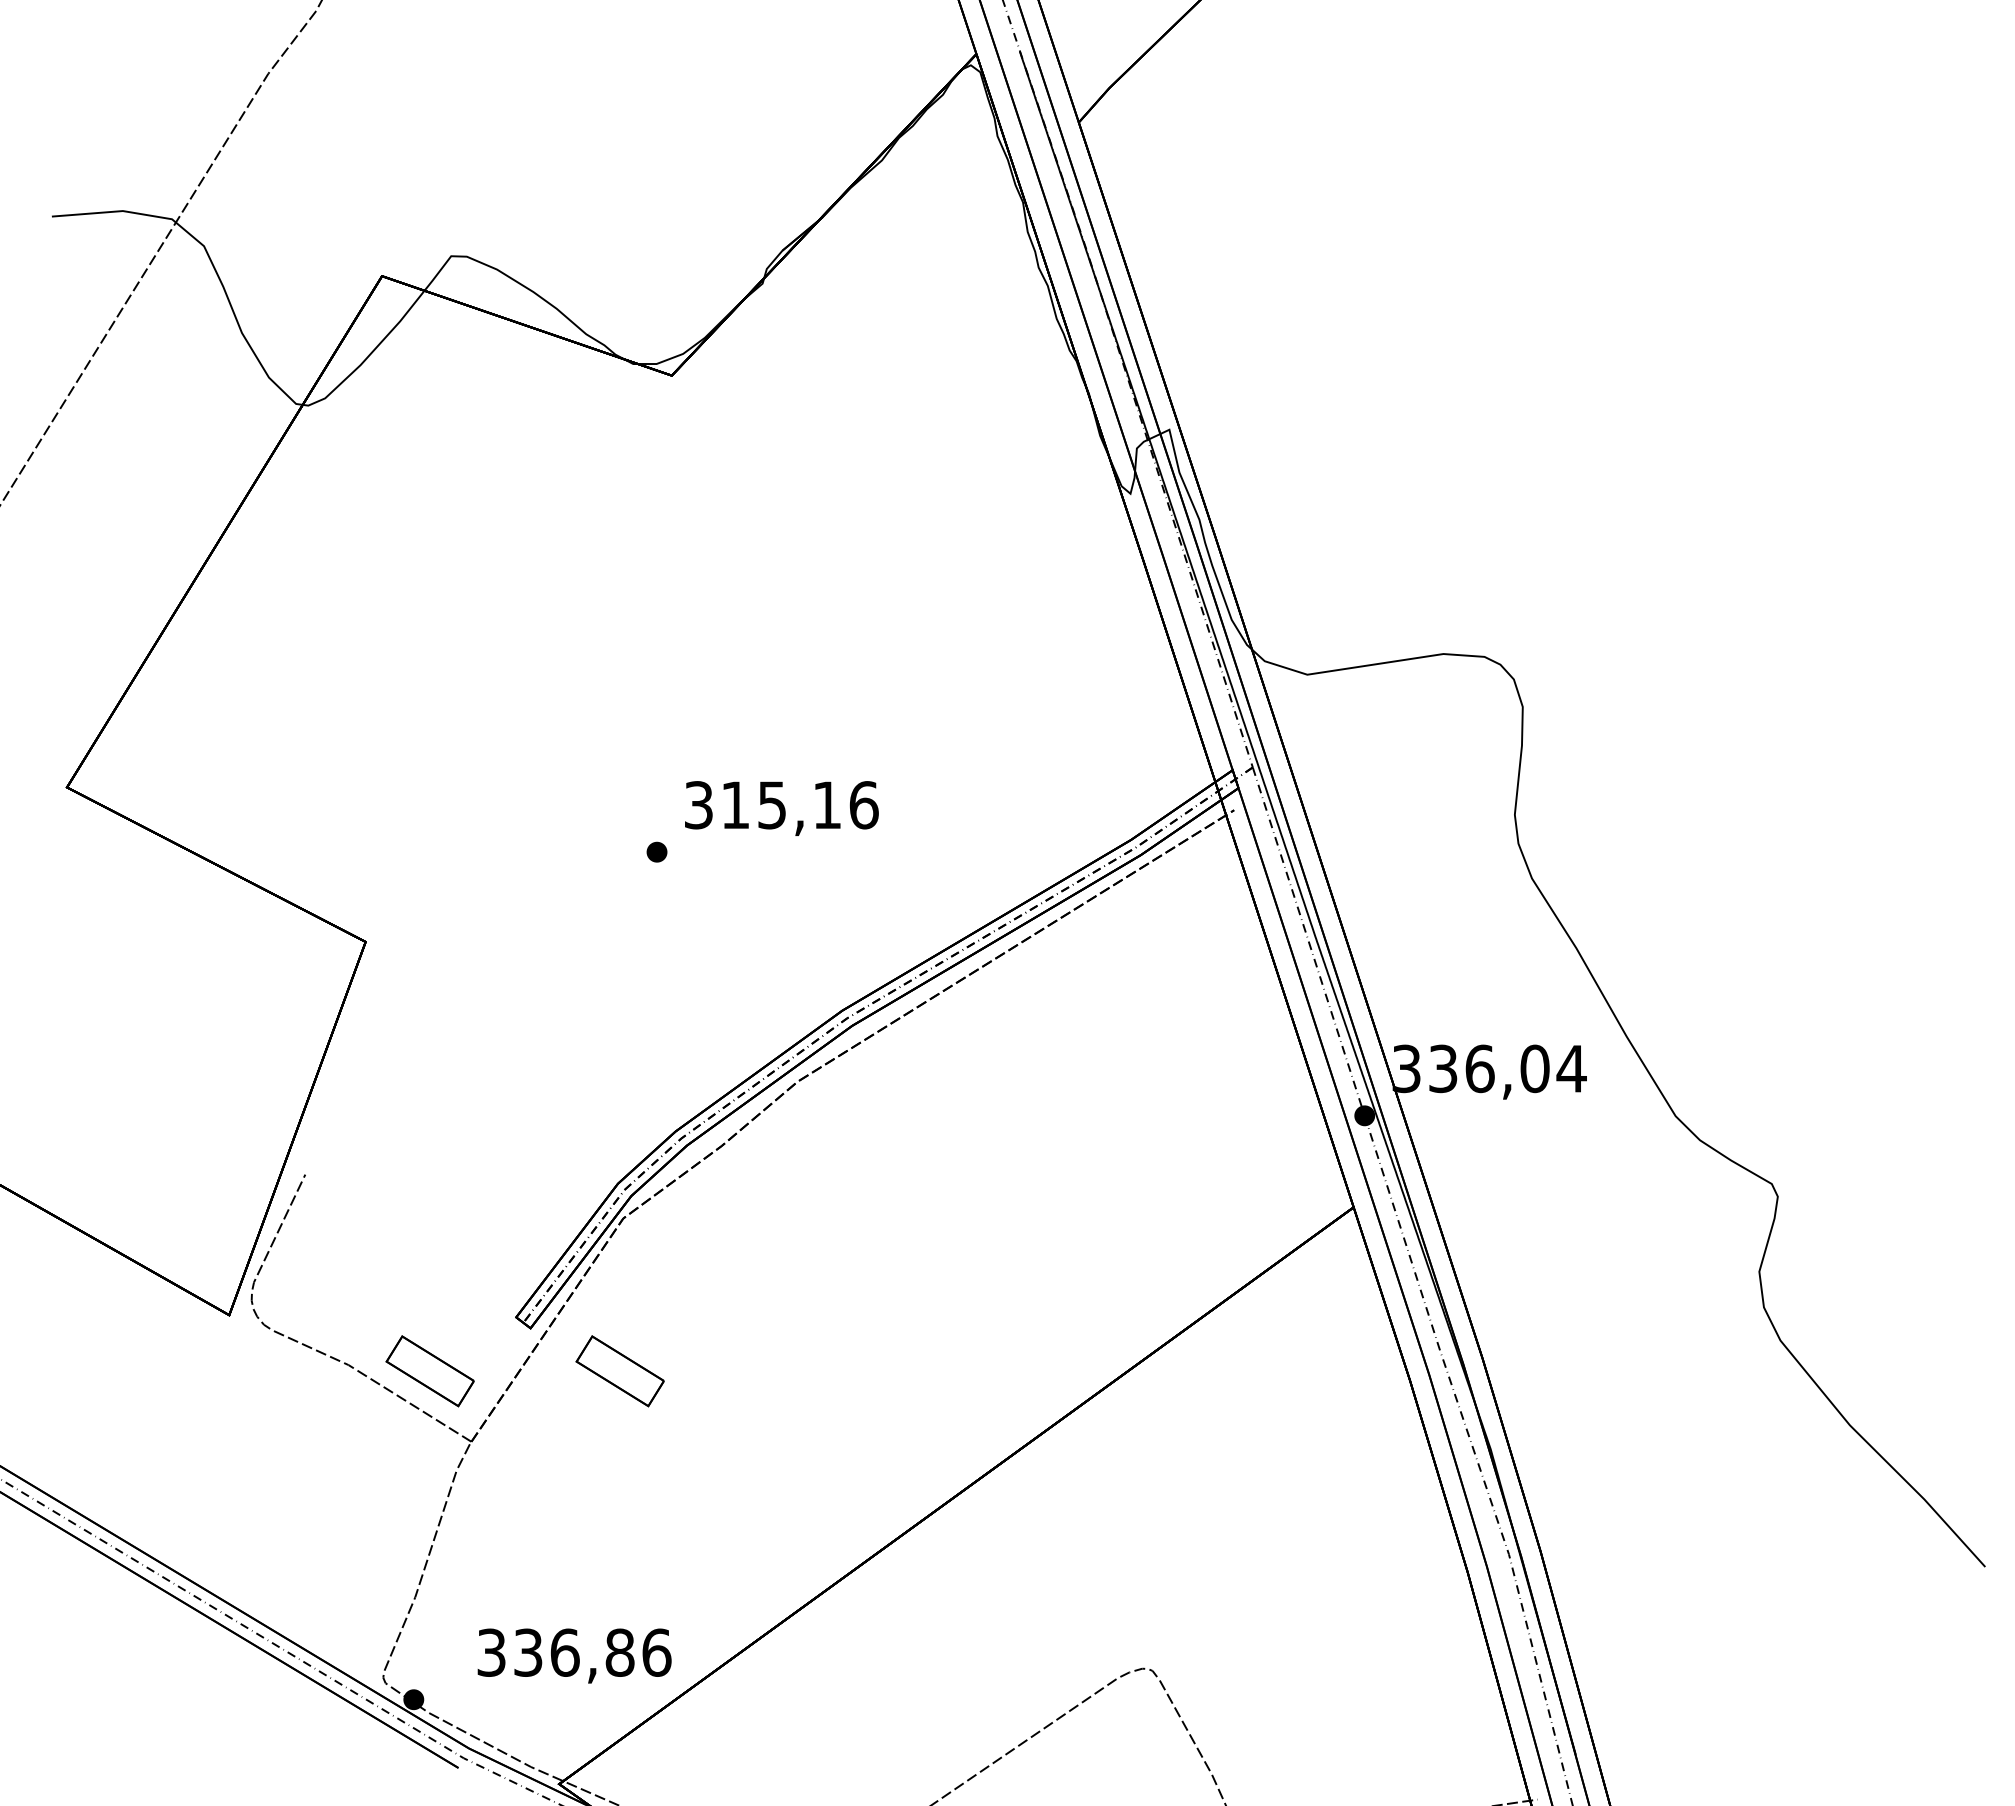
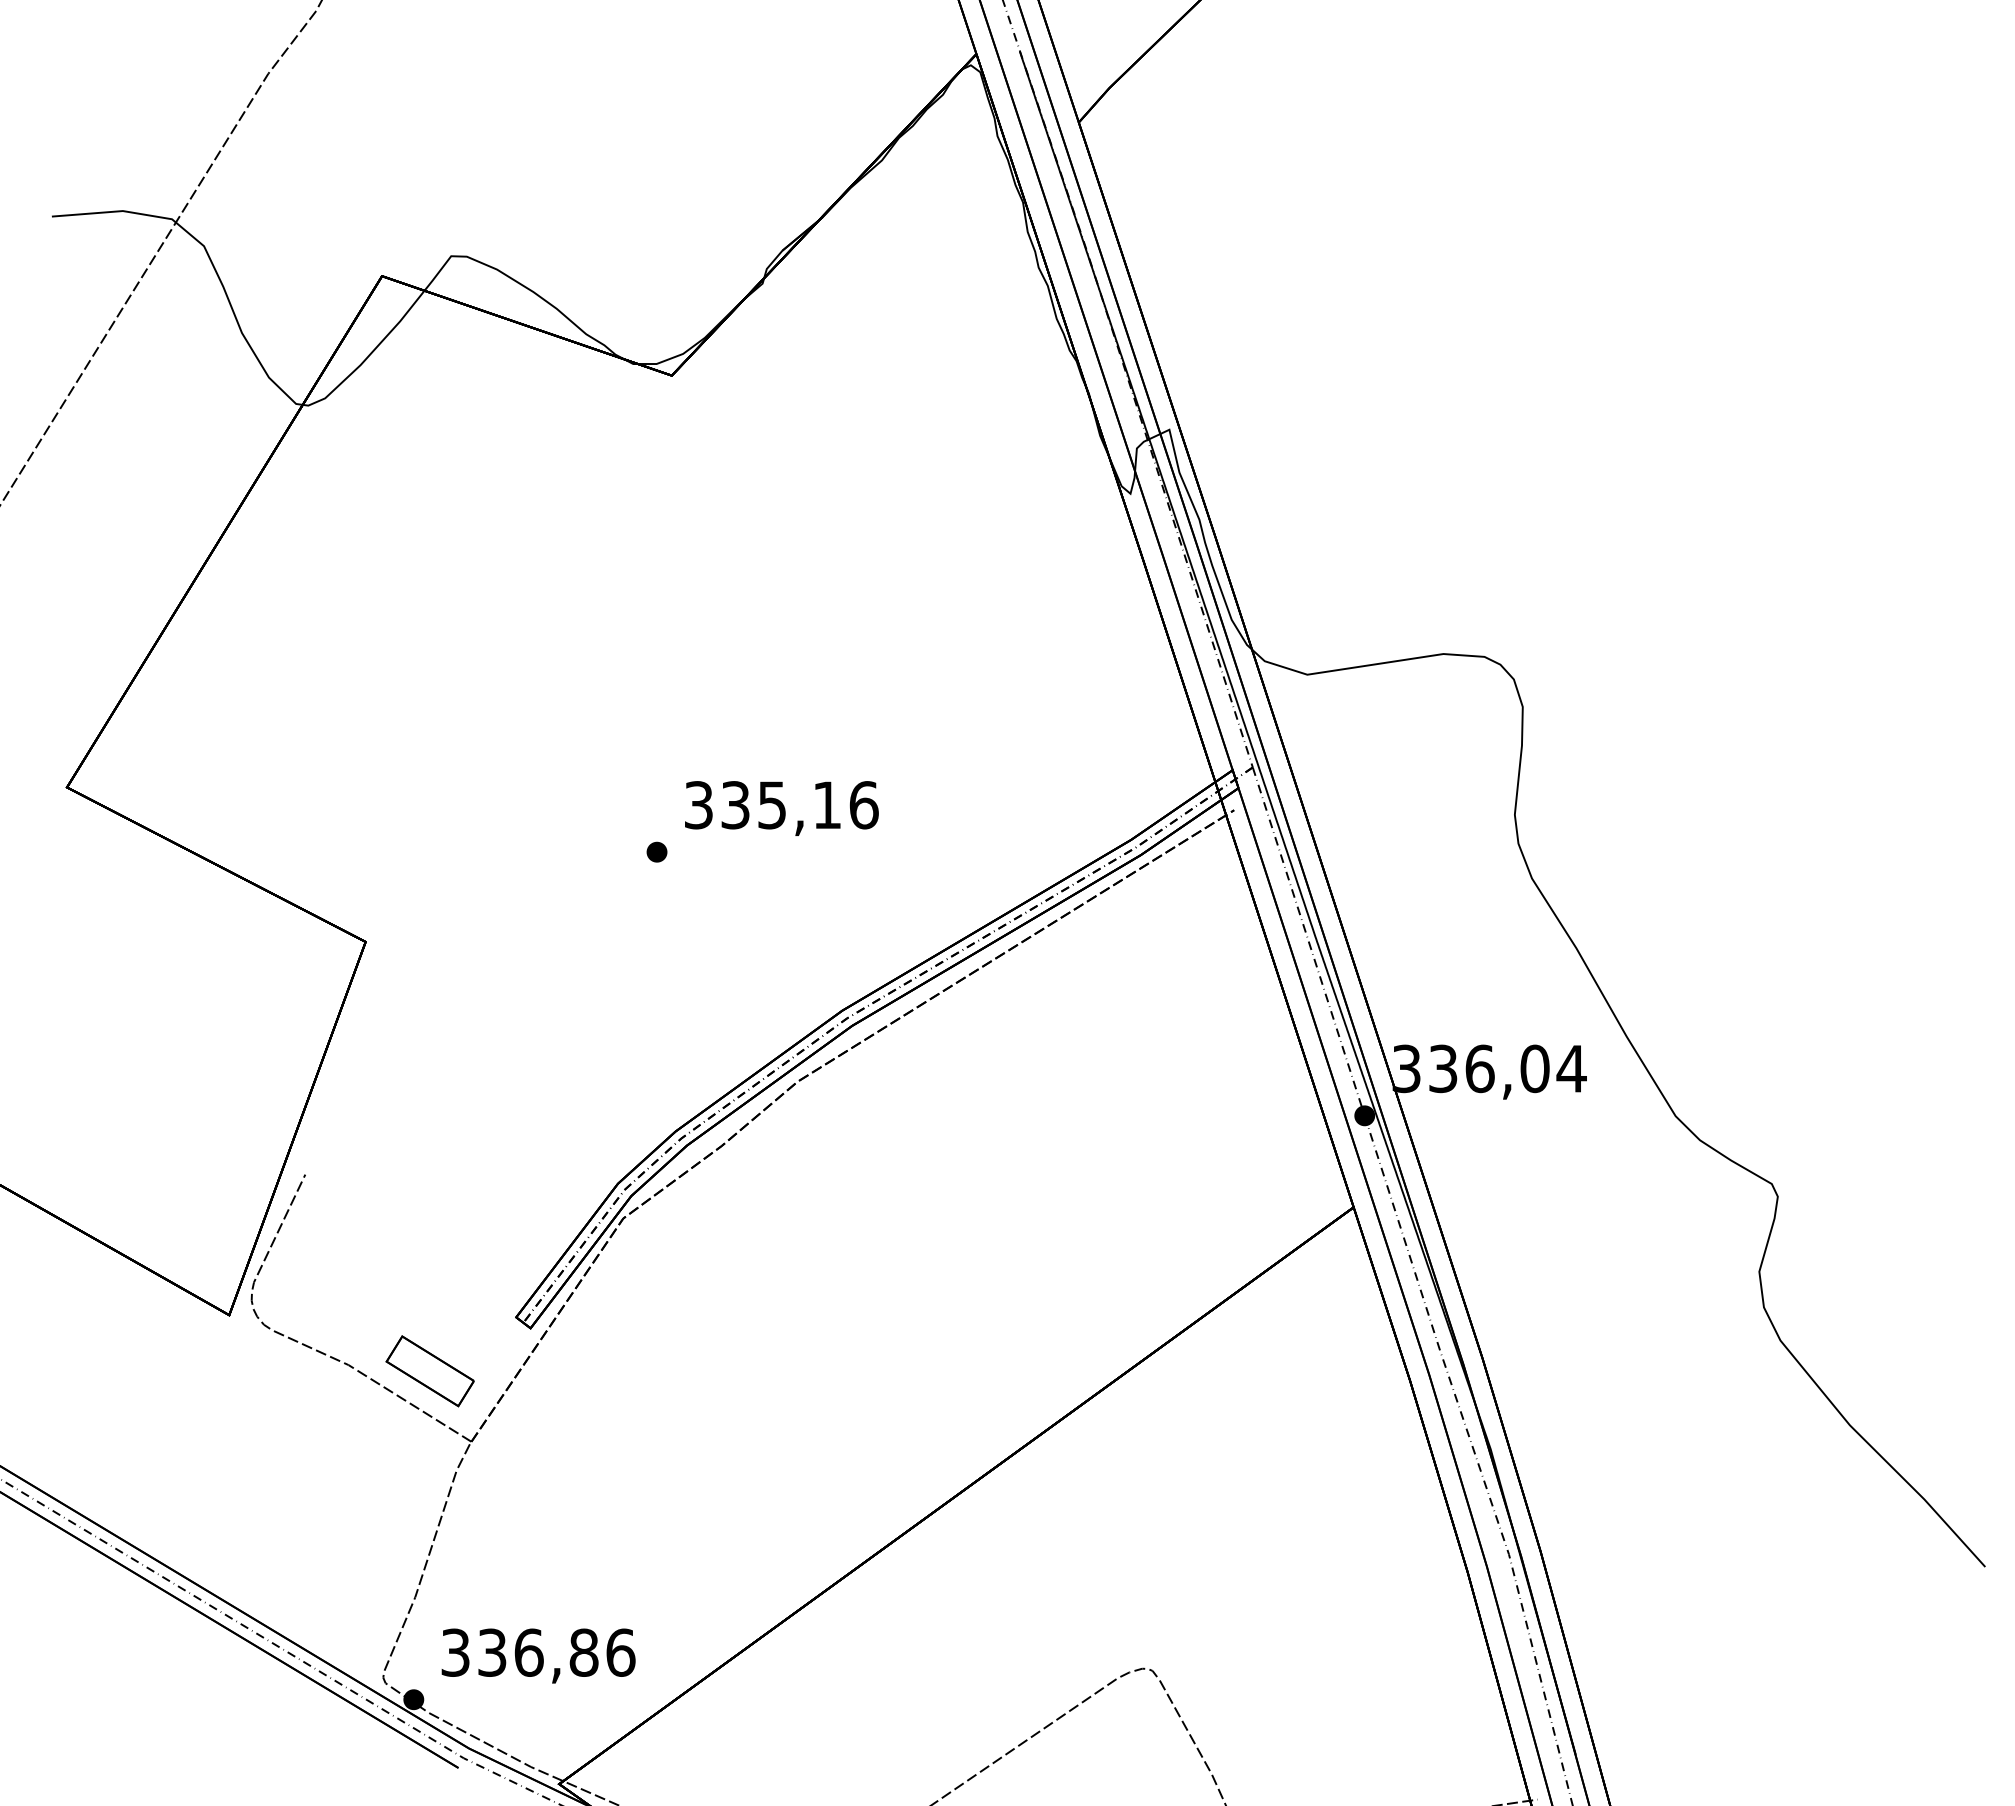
text: 315,16 -> 335,16 (735, 805)
part: present -> none (619, 1371)
text position: (574, 1655) -> (538, 1655) (538, 1655)
